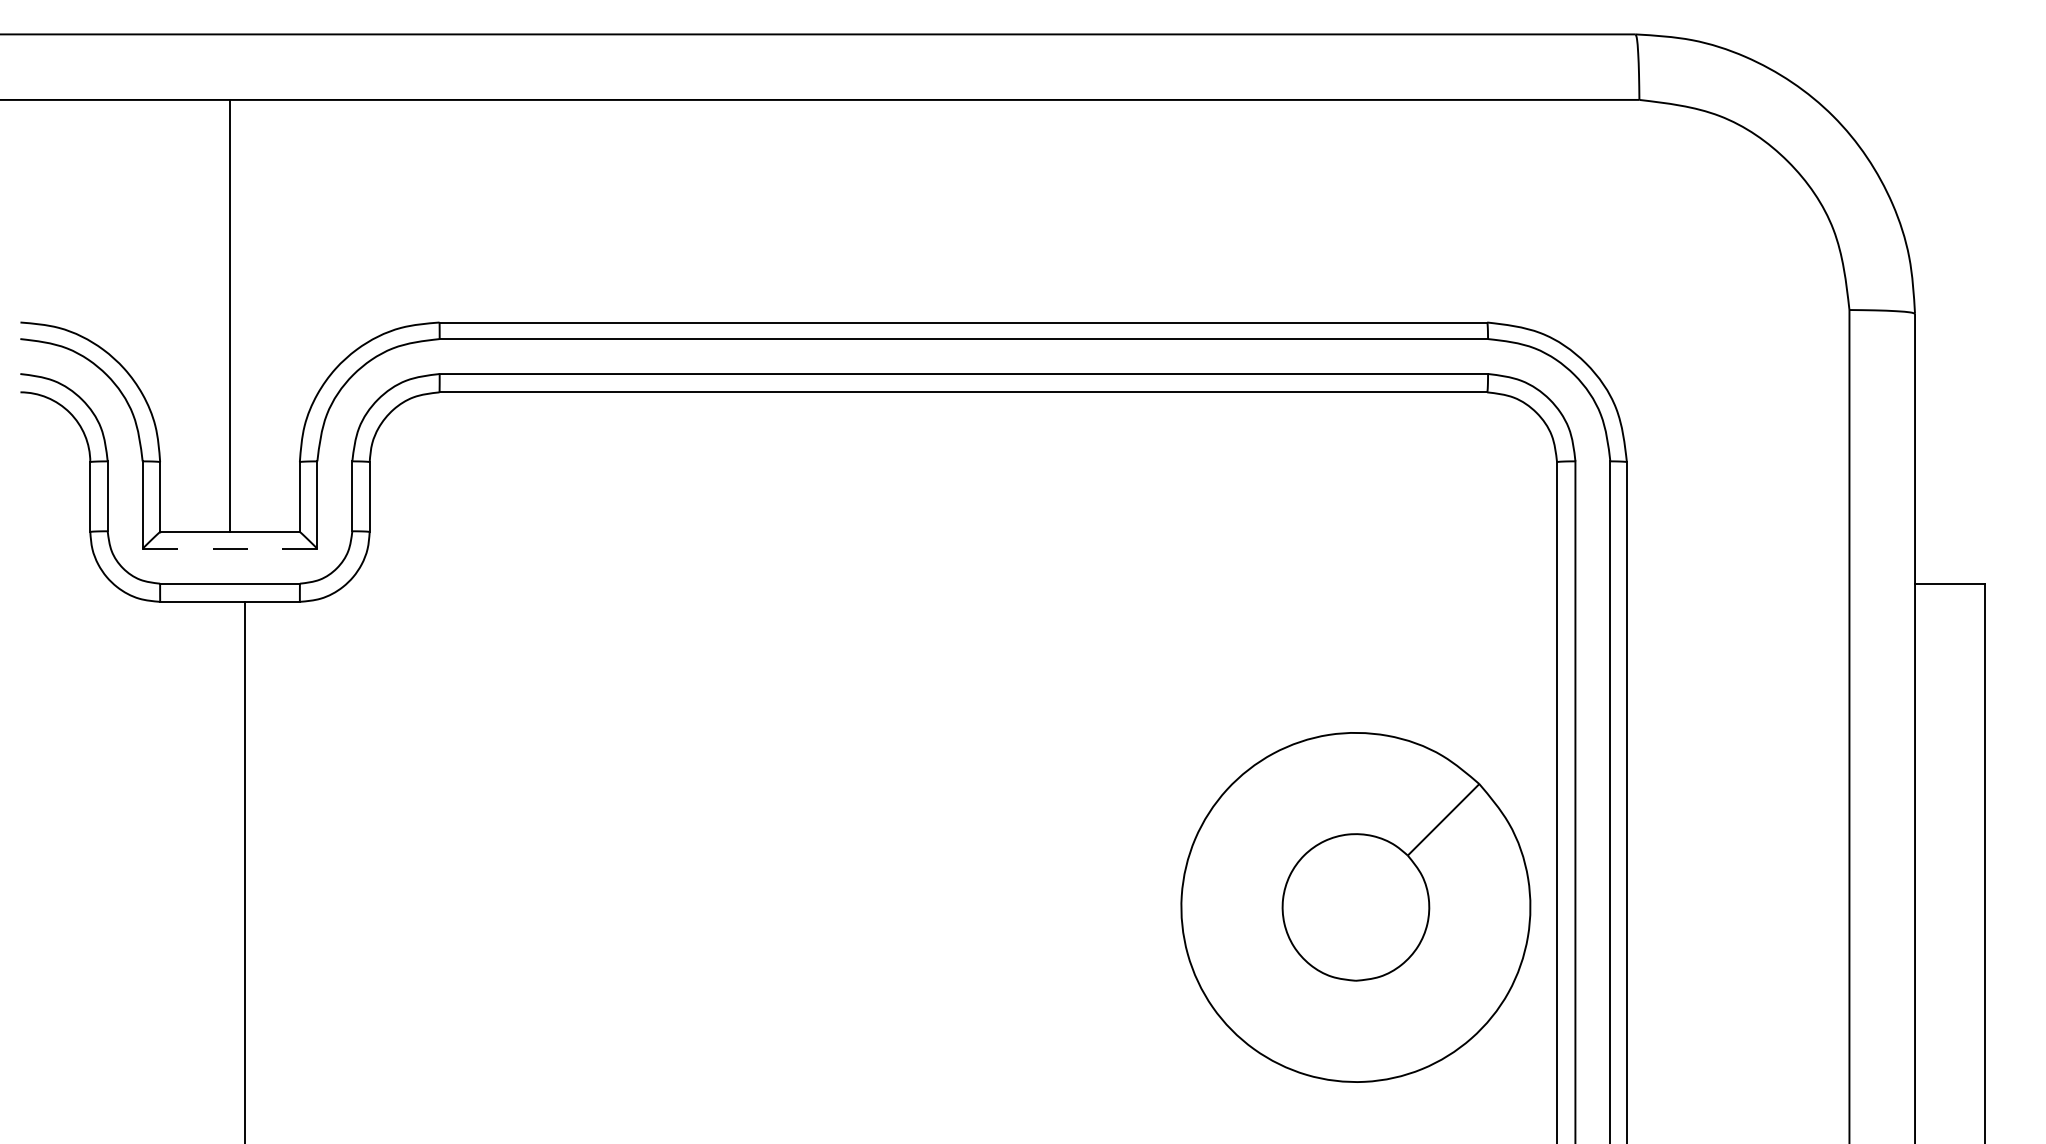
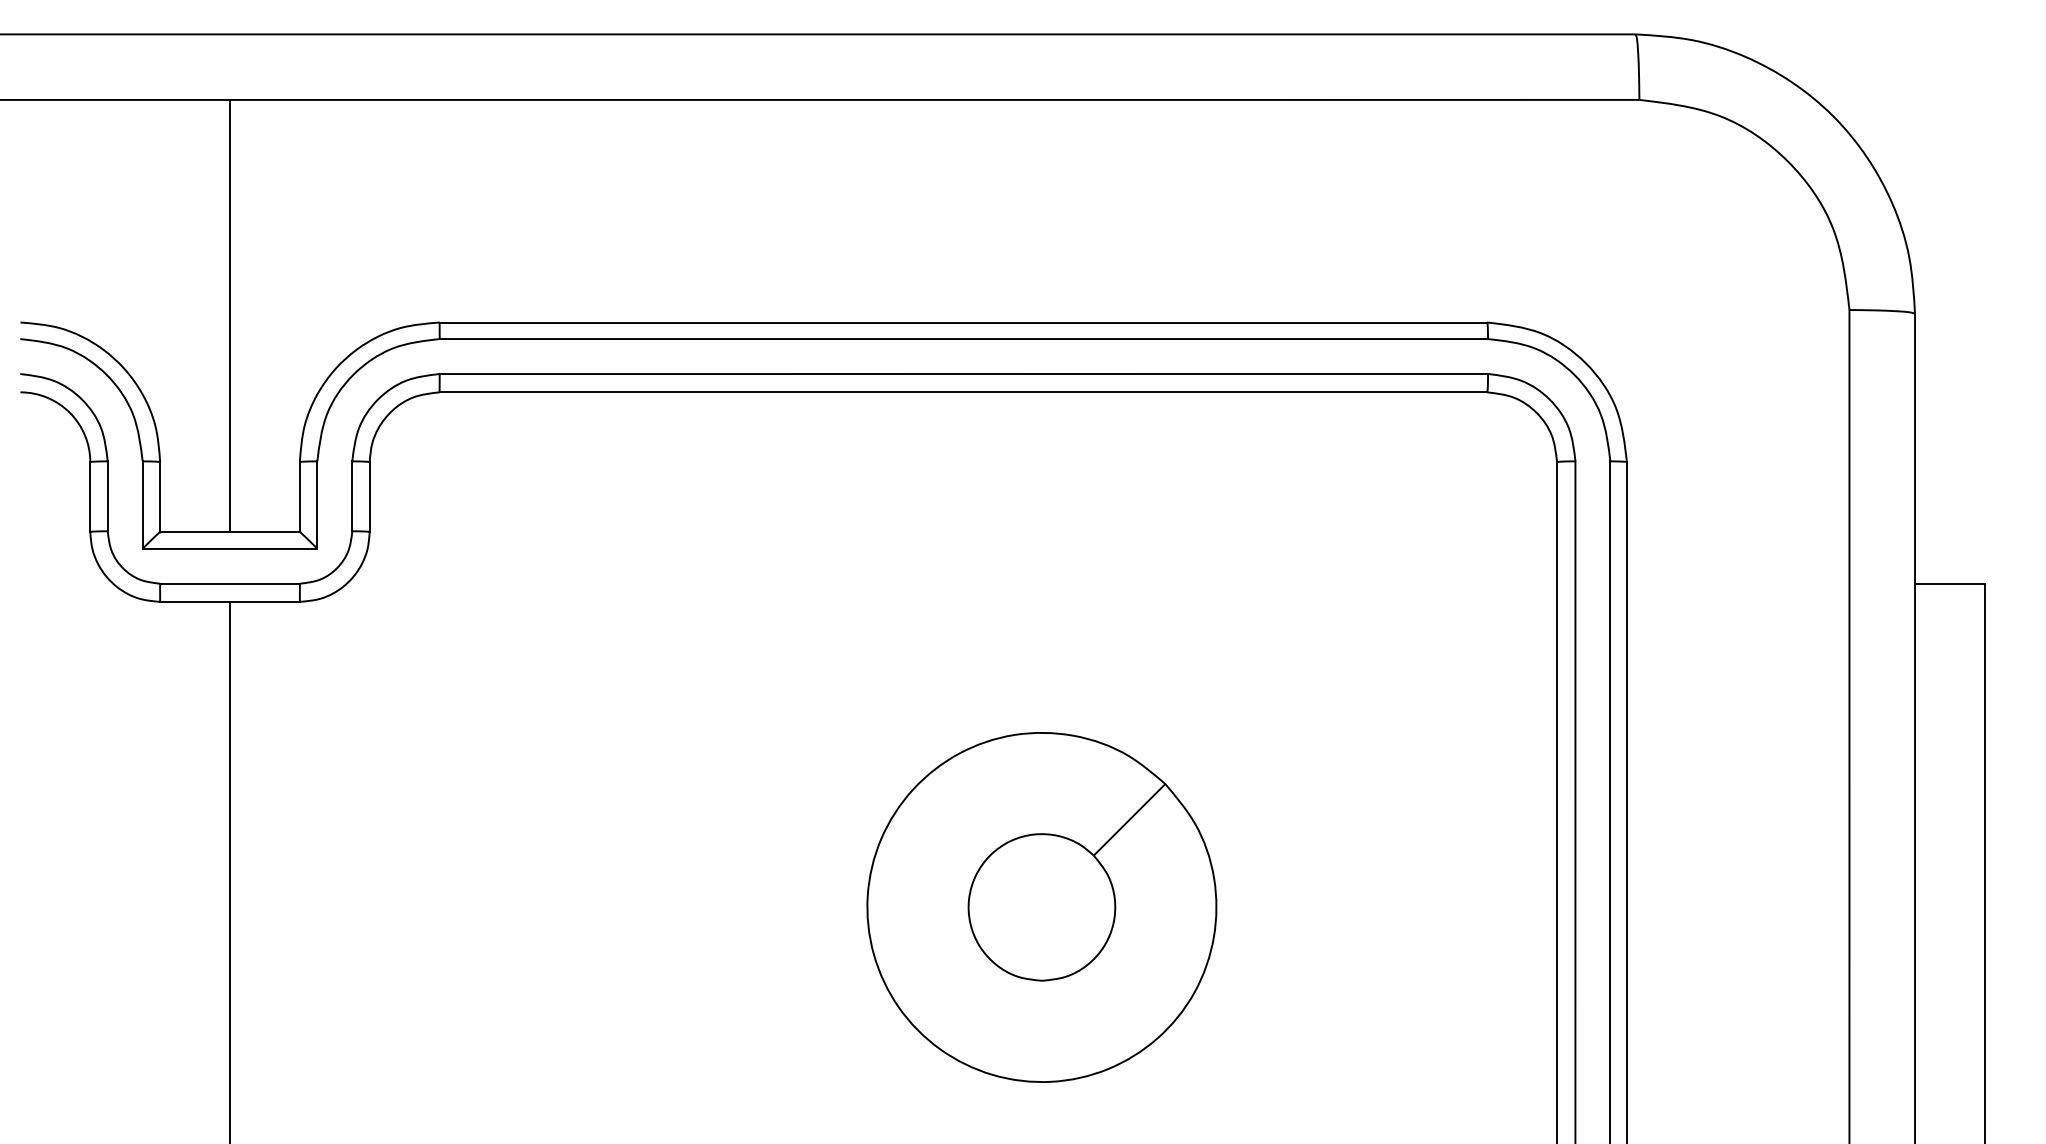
line: dashed -> solid (229, 548)
line position: (245, 870) -> (230, 870) (230, 870)
part position: (1355, 907) -> (1041, 907) (1041, 907)
